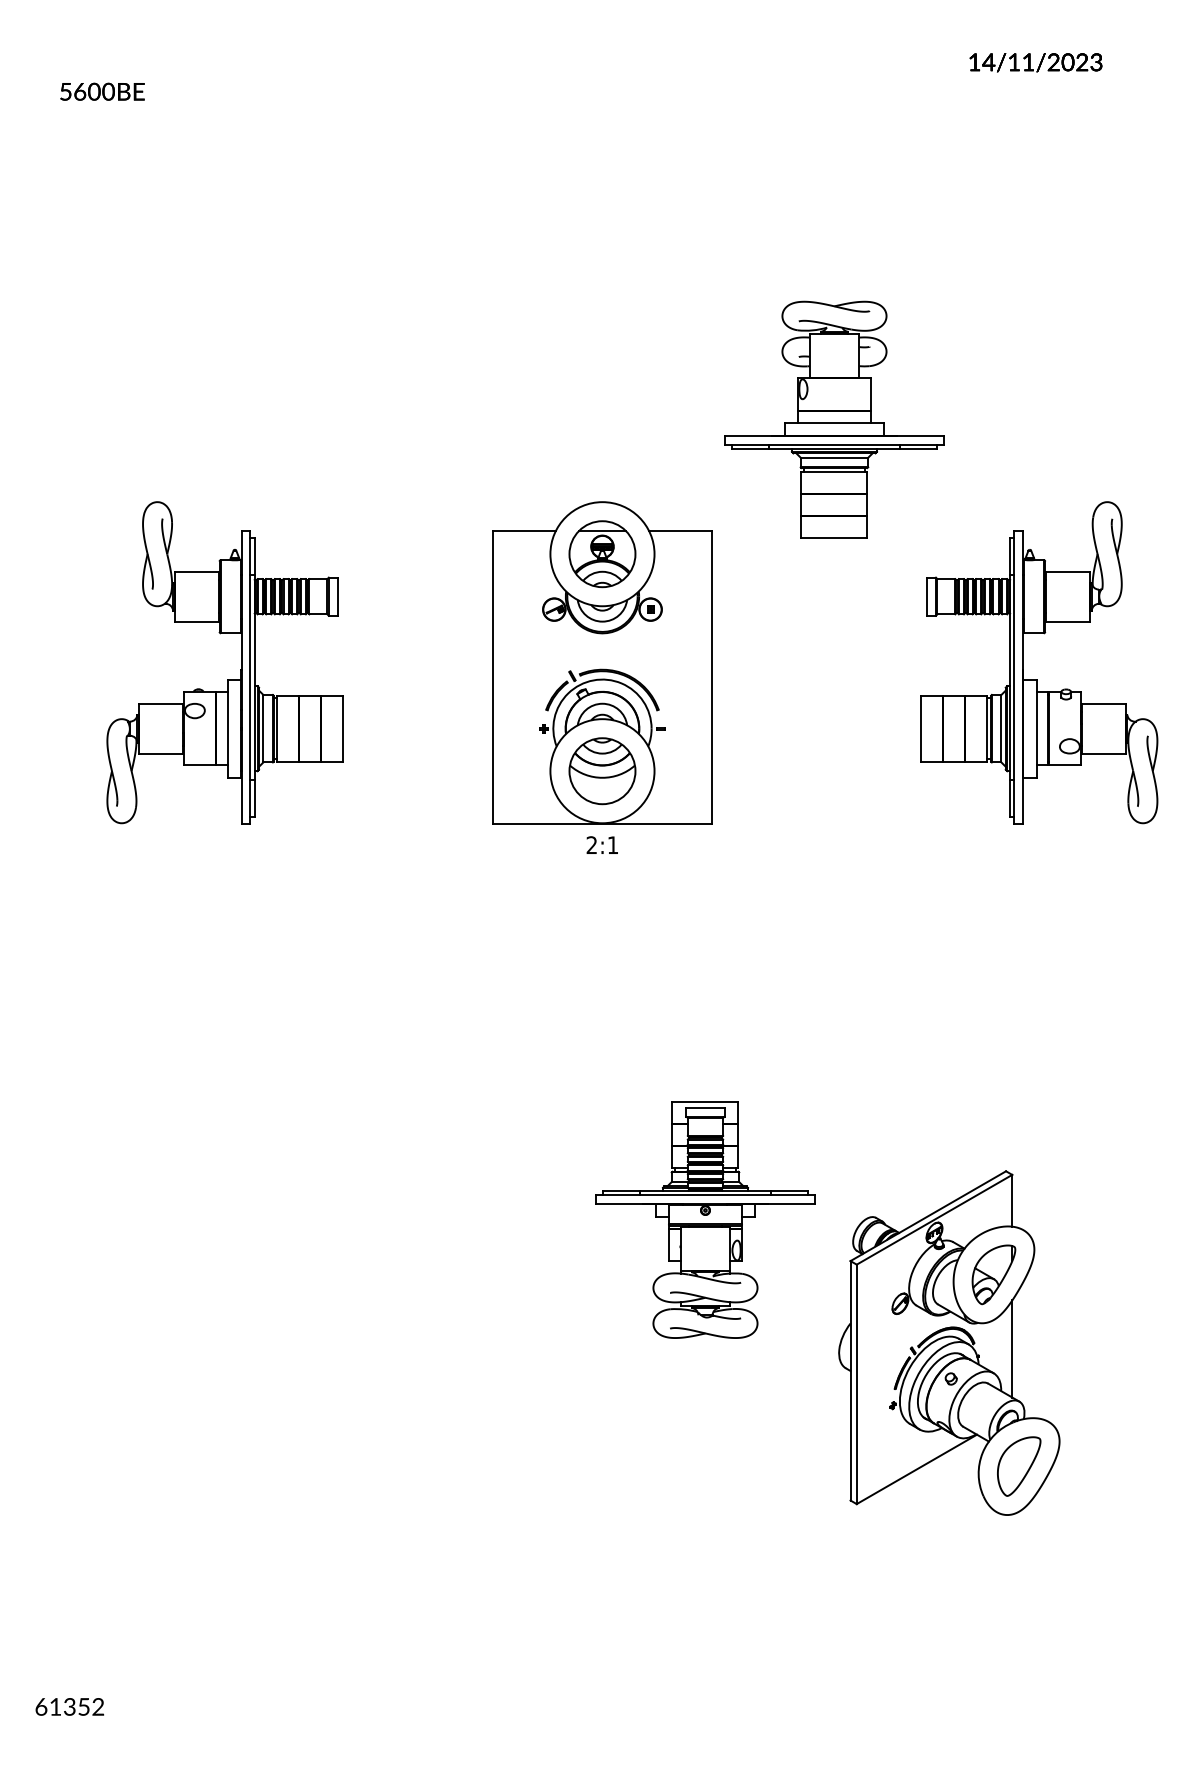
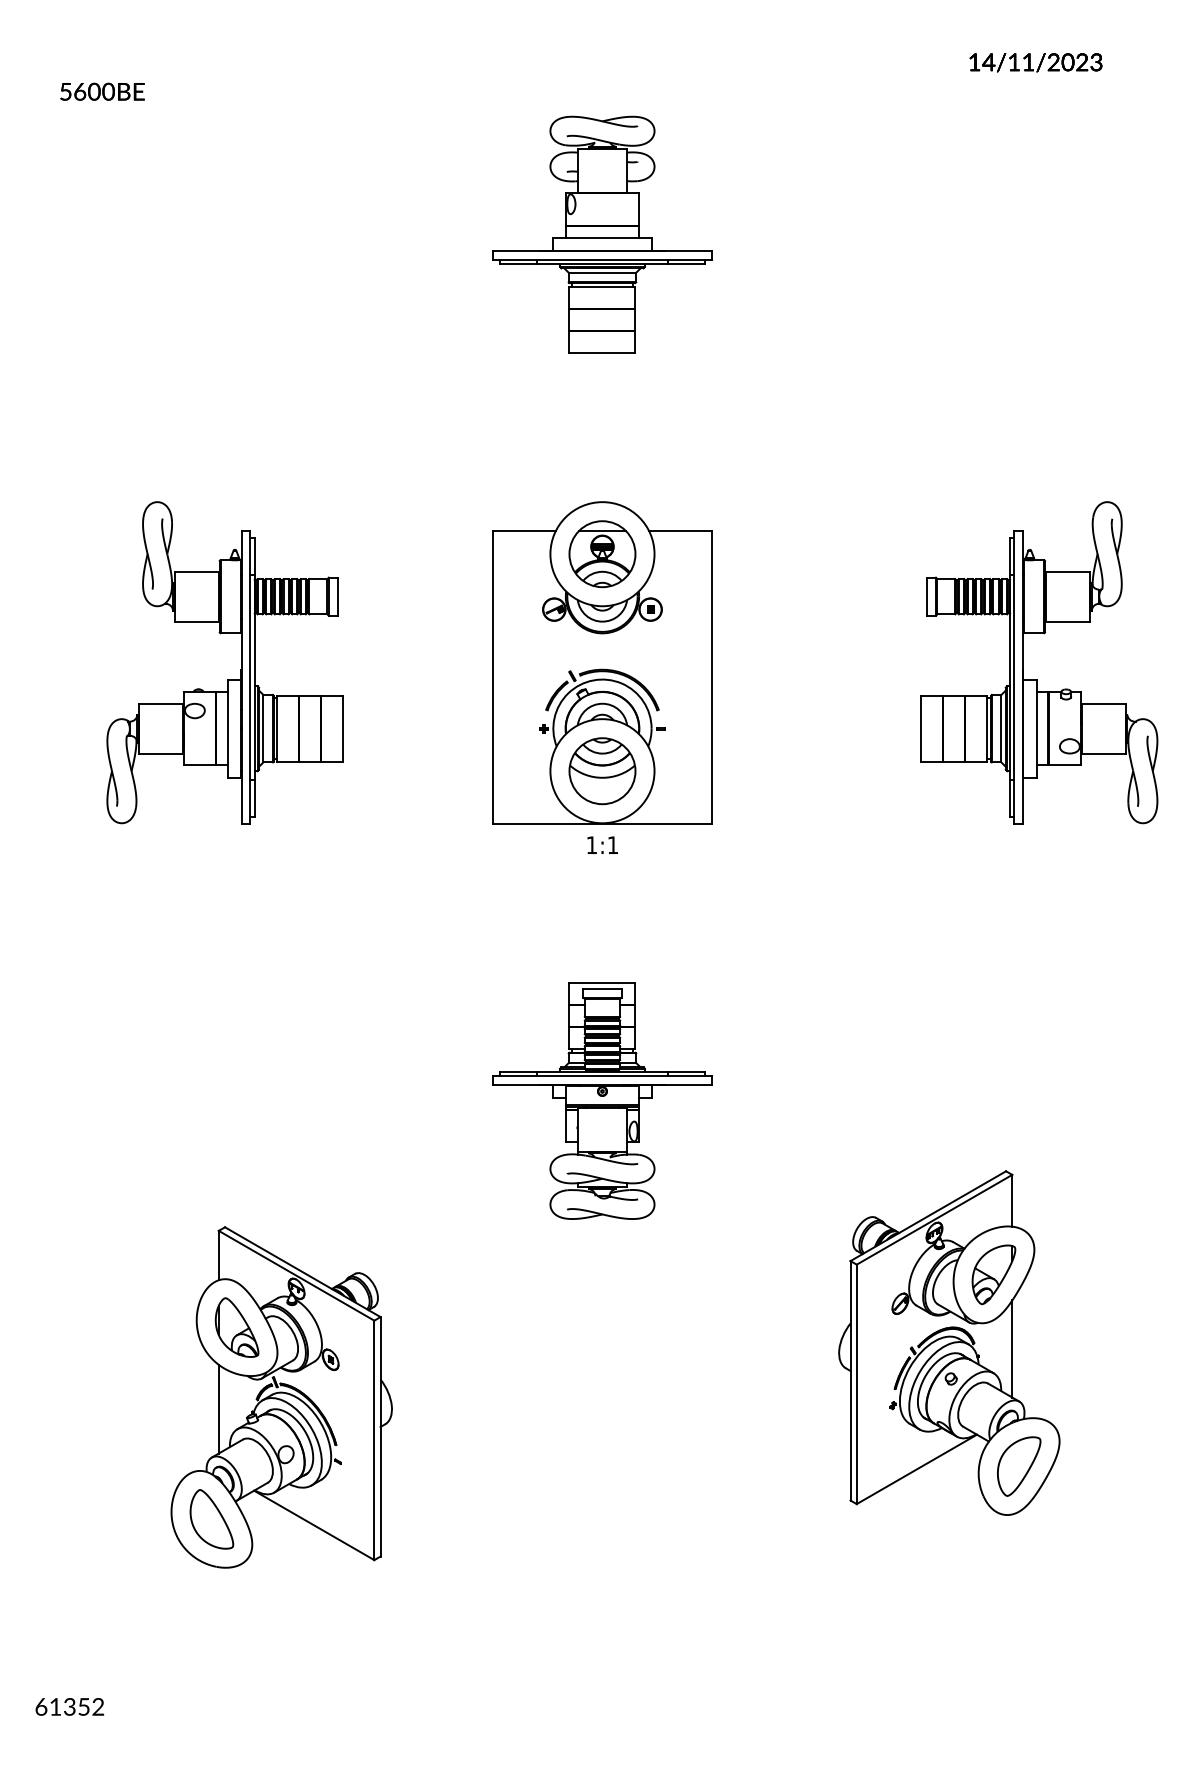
part position: (834, 419) -> (602, 234) (602, 234)
text: 2:1 -> 1:1 (591, 844)
part position: (705, 1219) -> (602, 1100) (602, 1100)
part: none -> present (281, 1397)
